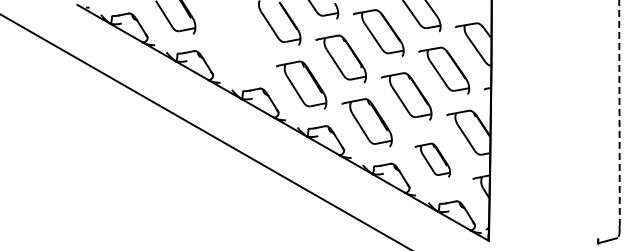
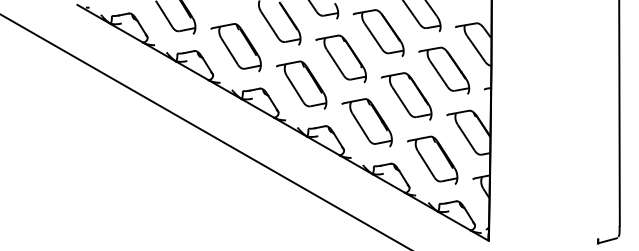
part: none -> present (235, 47)
line: dashed -> solid (619, 113)
part size: 37x36 px -> 52x50 px (432, 159)
